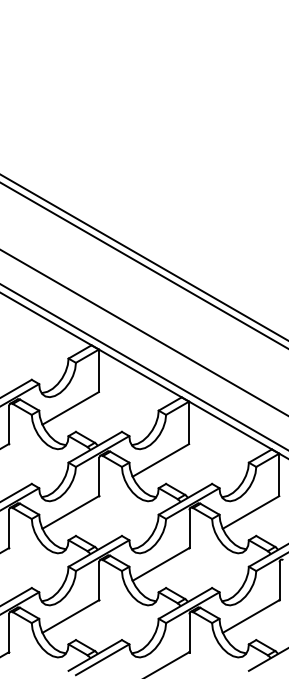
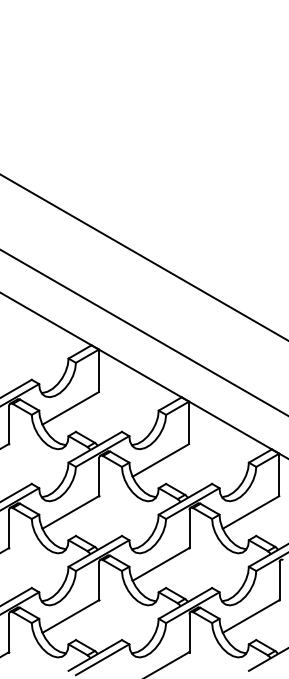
line: present -> none (143, 265)
line: present -> none (143, 366)
